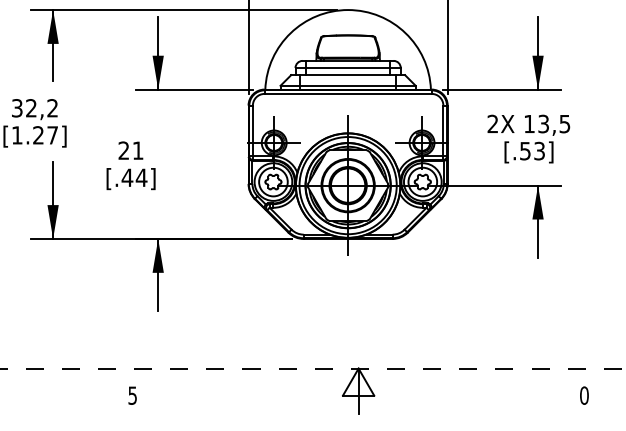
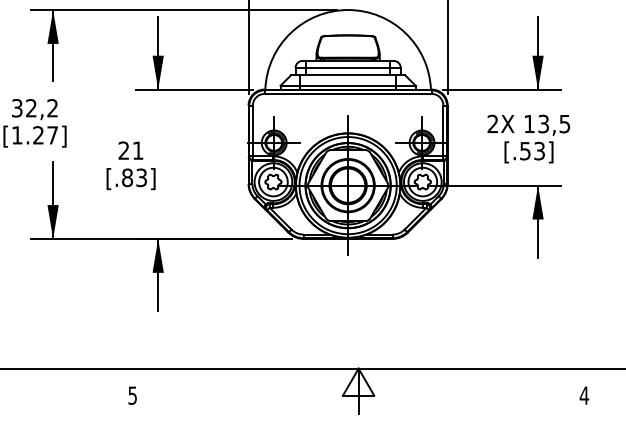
text: [.44] -> [.83] (134, 177)
line: dashed -> solid (313, 368)
text: 0 -> 4 (584, 395)
